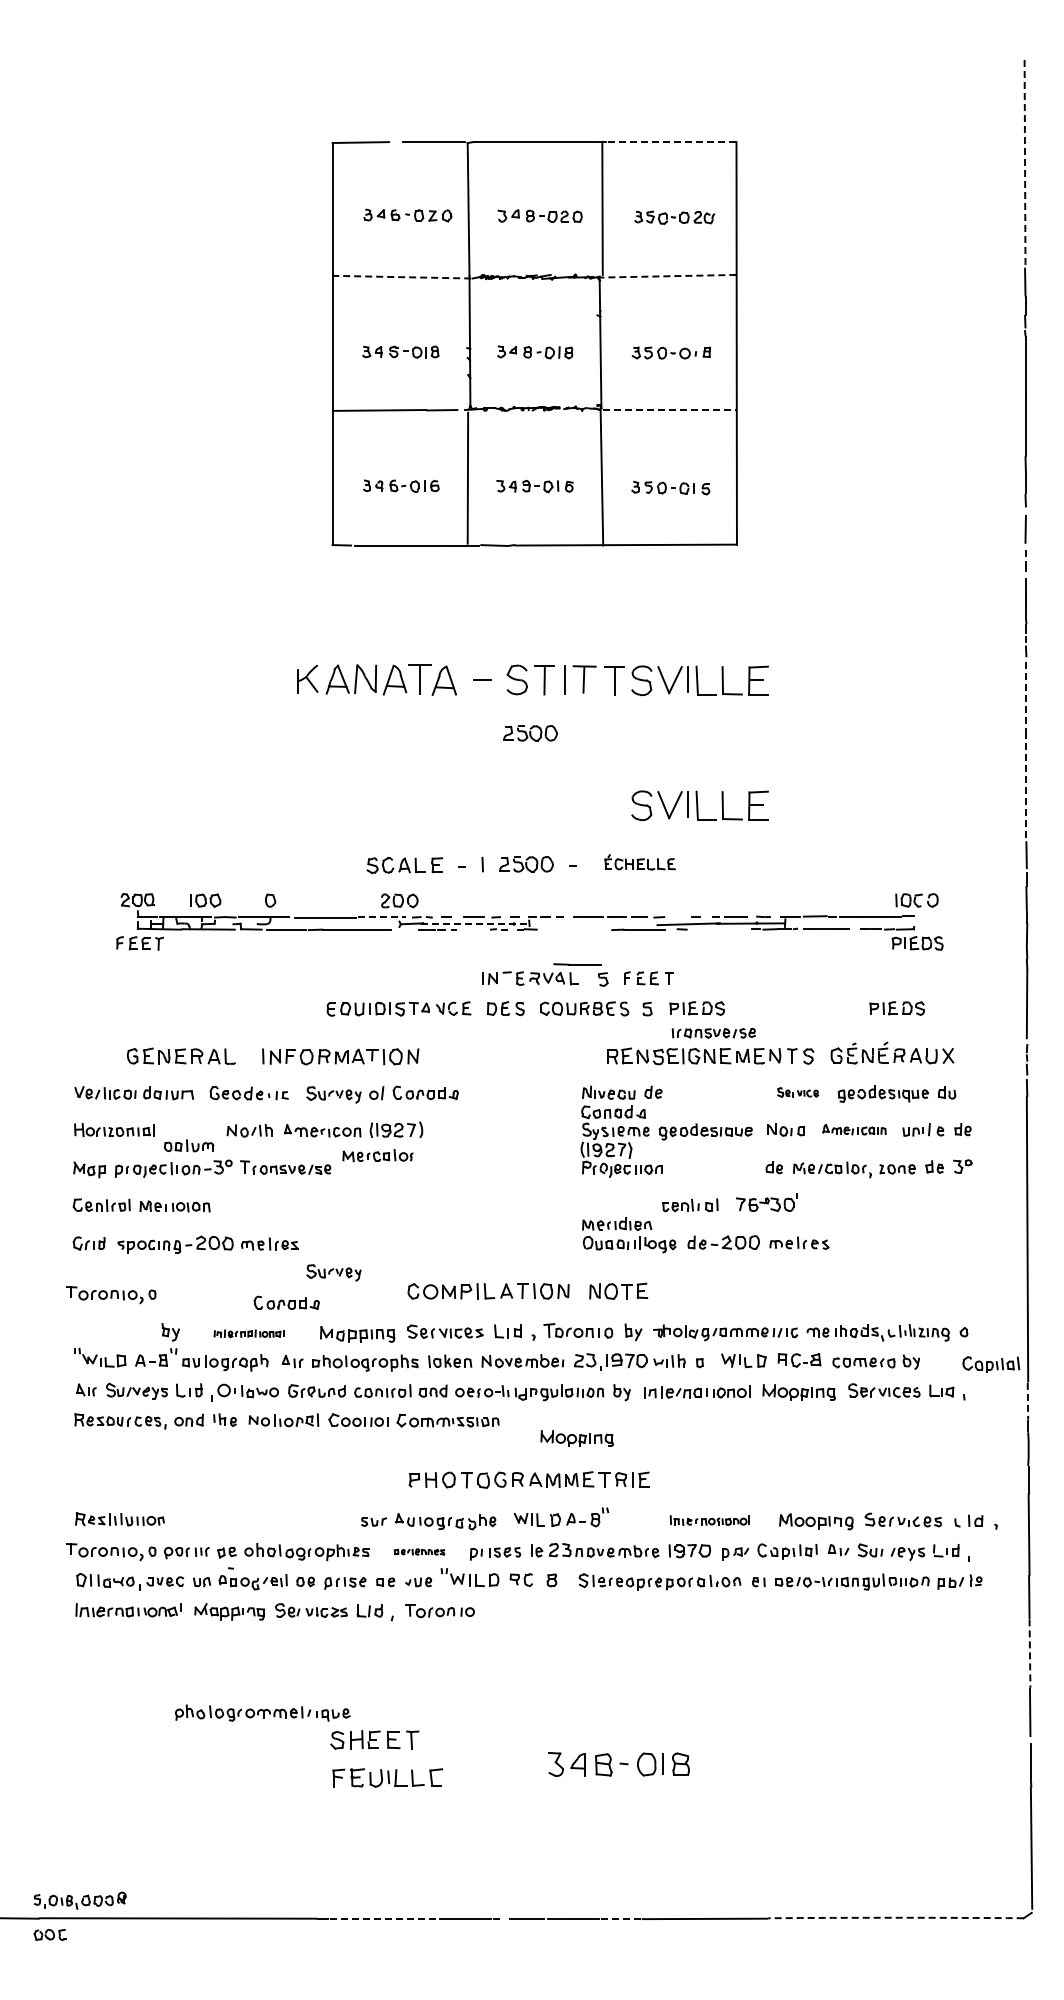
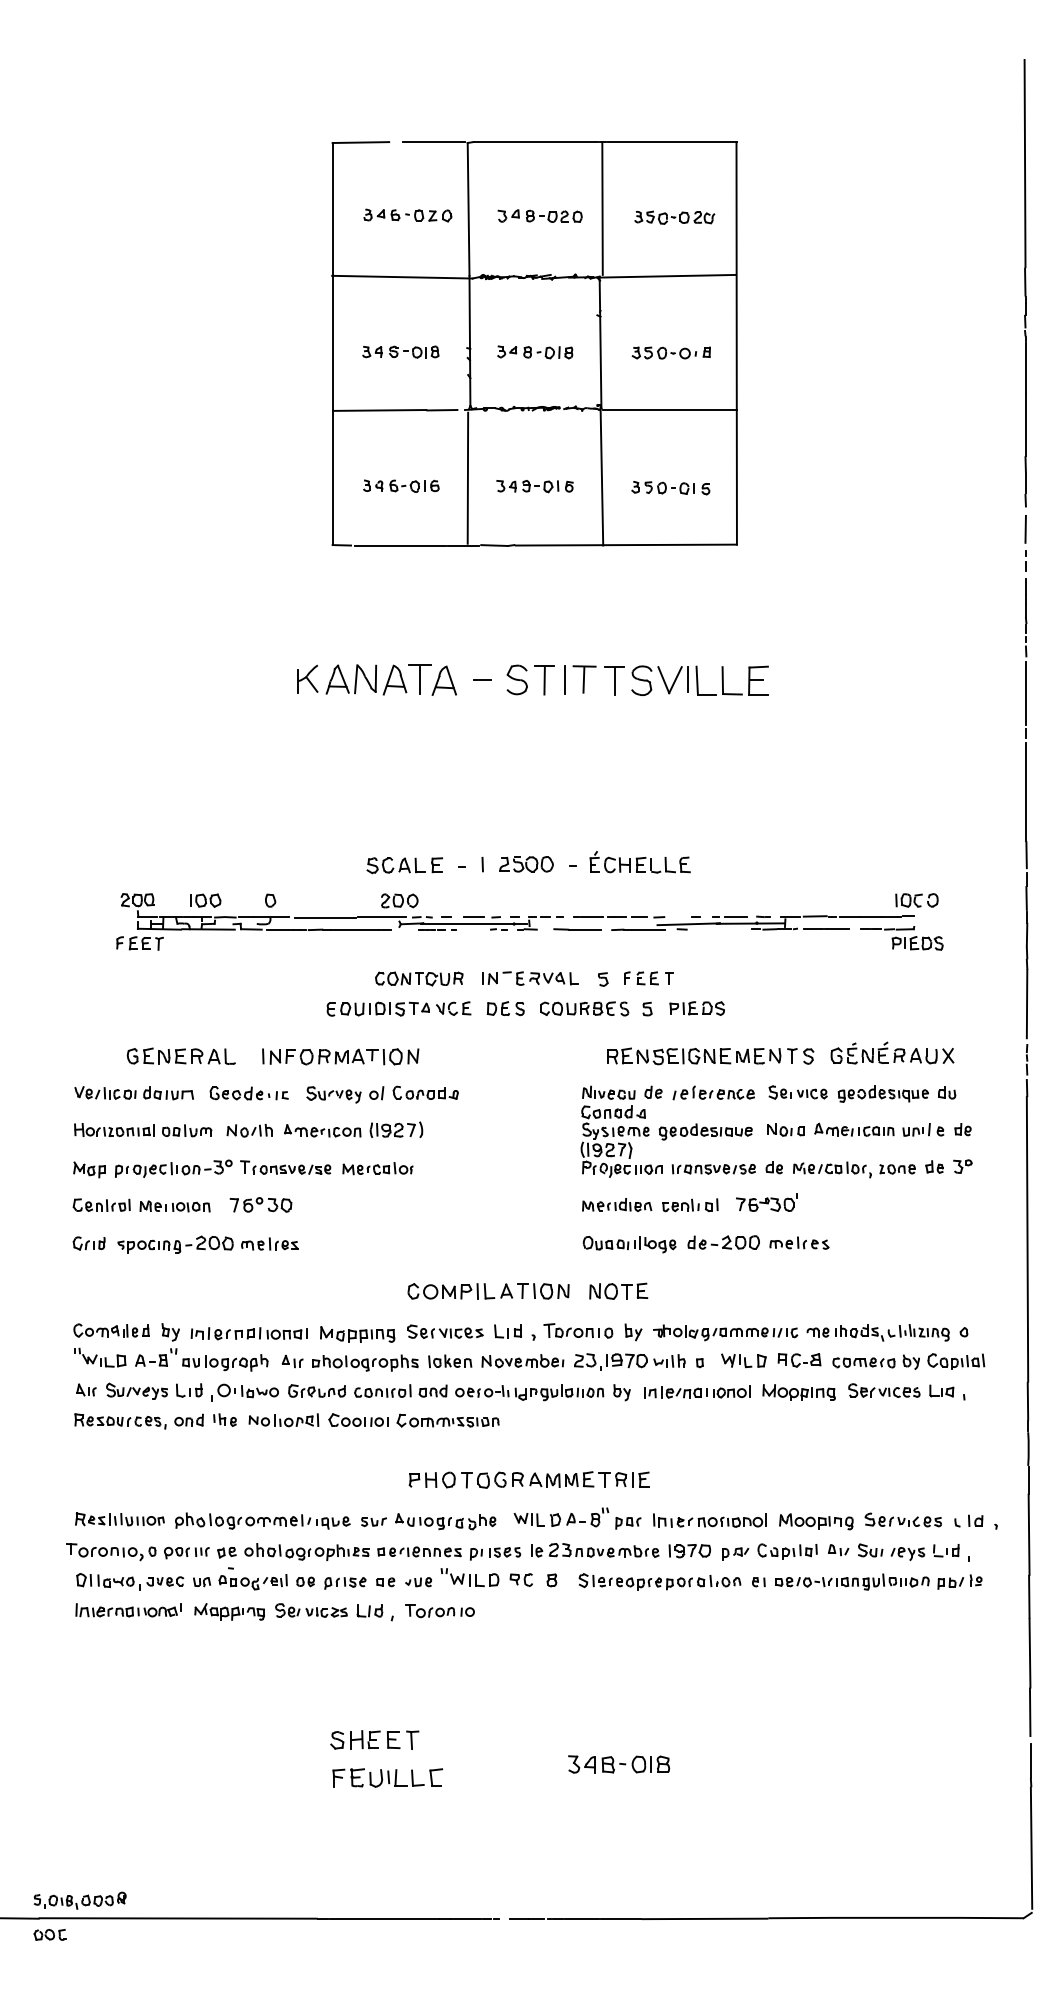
line: dashed -> solid (672, 142)
line: dashed -> solid (1025, 163)
line: dashed -> solid (667, 276)
line: dashed -> solid (402, 277)
line: dashed -> solid (669, 410)
line: dashed -> solid (1025, 693)
part: present -> none (530, 733)
line: dashed -> solid (1026, 792)
part: present -> none (699, 805)
part size: 72x17 px -> 102x23 px (639, 862)
line: dashed -> solid (382, 917)
line: dashed -> solid (474, 923)
line position: (577, 964) -> (577, 929) (577, 929)
part: none -> present (419, 978)
part: present -> none (896, 1008)
part position: (713, 1033) -> (713, 1169) (713, 1169)
part: none -> present (713, 1092)
part size: 43x11 px -> 60x15 px (797, 1092)
part size: 65x12 px -> 81x15 px (854, 1129)
part position: (189, 1145) -> (187, 1130) (187, 1130)
part position: (377, 1155) -> (377, 1168) (377, 1168)
part: none -> present (260, 1204)
part position: (617, 1223) -> (617, 1204) (617, 1204)
part: present -> none (333, 1272)
part: present -> none (111, 1295)
part: present -> none (286, 1302)
part: none -> present (111, 1330)
part size: 72x10 px -> 118x14 px (248, 1333)
part position: (991, 1364) -> (956, 1361) (956, 1361)
line: dashed -> solid (1027, 1401)
part: present -> none (576, 1438)
part size: 81x11 px -> 114x15 px (709, 1520)
part: none -> present (628, 1522)
part size: 53x8 px -> 85x12 px (419, 1551)
line: dashed -> solid (1029, 1653)
part position: (262, 1712) -> (262, 1520) (262, 1520)
part size: 142x25 px -> 103x19 px (619, 1764)
arc: dashed -> solid (896, 1917)
line: dashed -> solid (384, 1918)
line: dashed -> solid (621, 1918)
